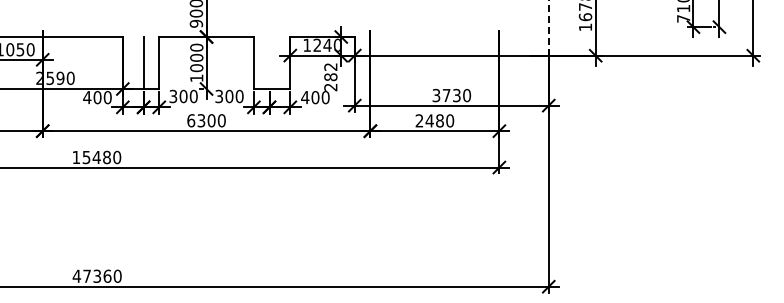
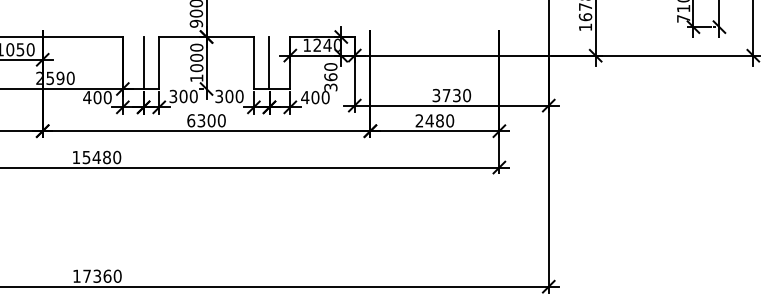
line: dashed -> solid (548, 27)
line: none -> present (269, 62)
text: 282 -> 360 (330, 77)
text: 47360 -> 17360 (76, 275)
